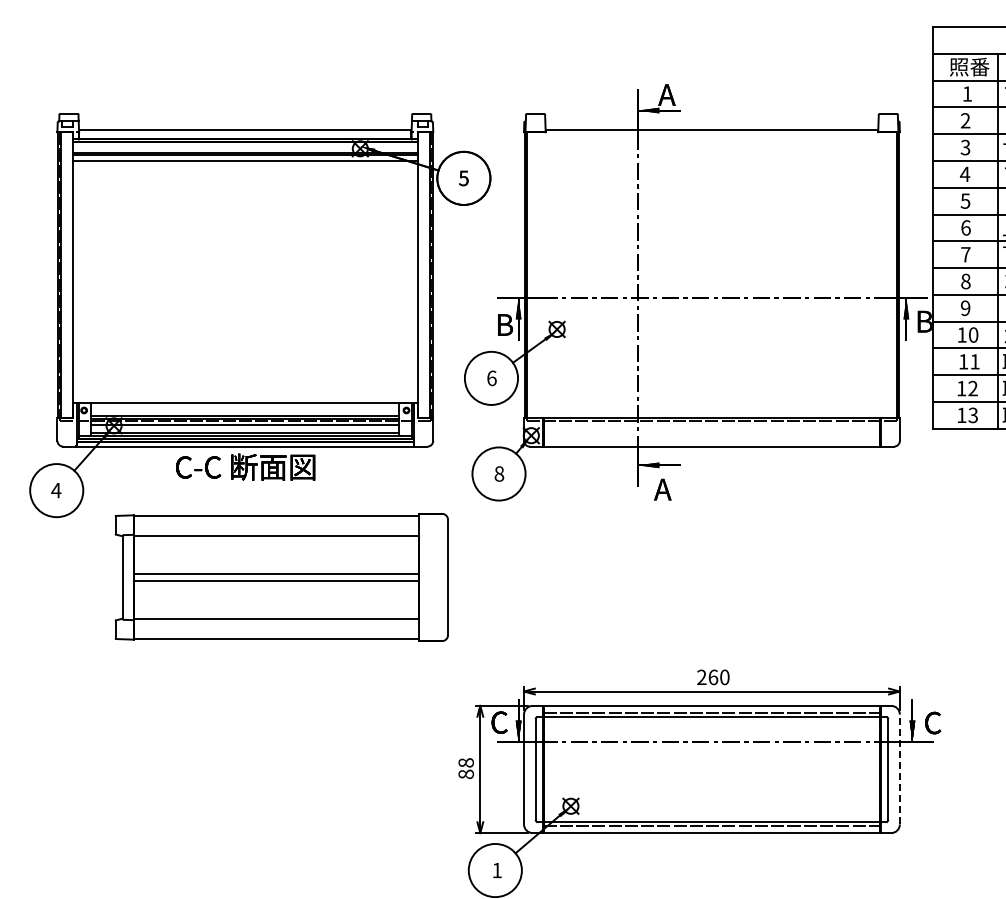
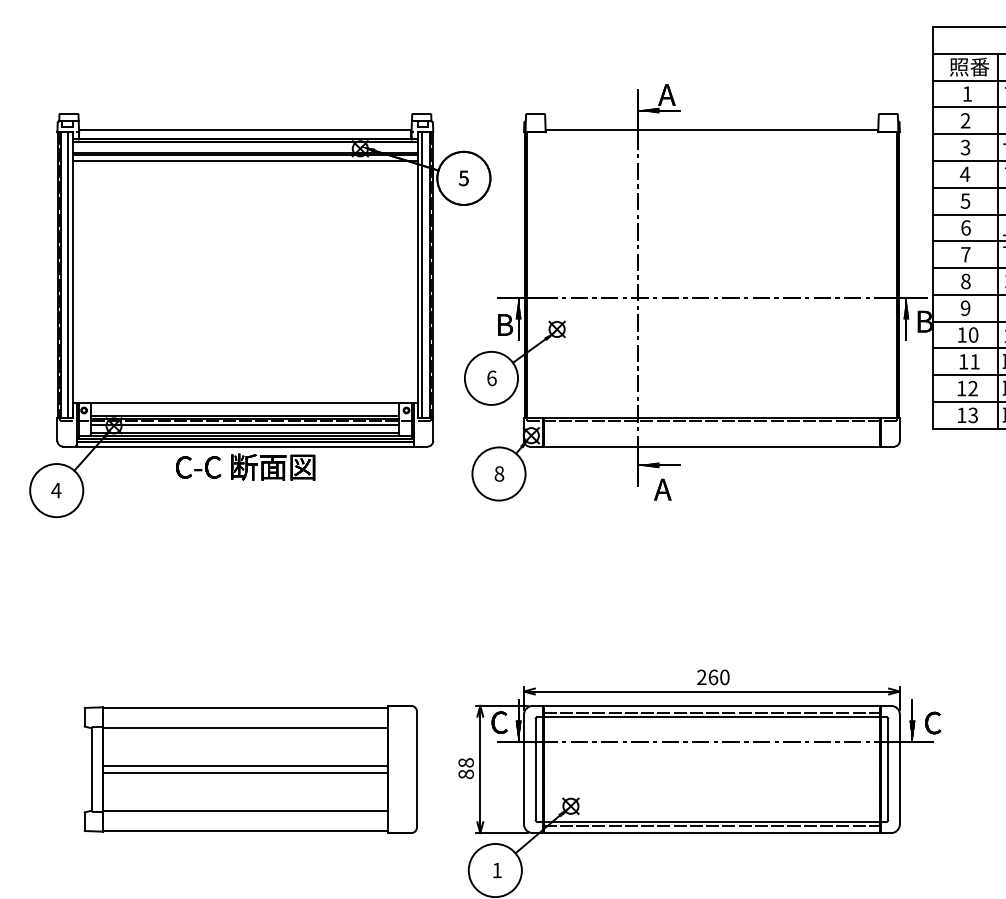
line: none -> present (68, 274)
line: none -> present (422, 274)
part position: (281, 577) -> (250, 769) (250, 769)
line: dashed -> solid (899, 769)
